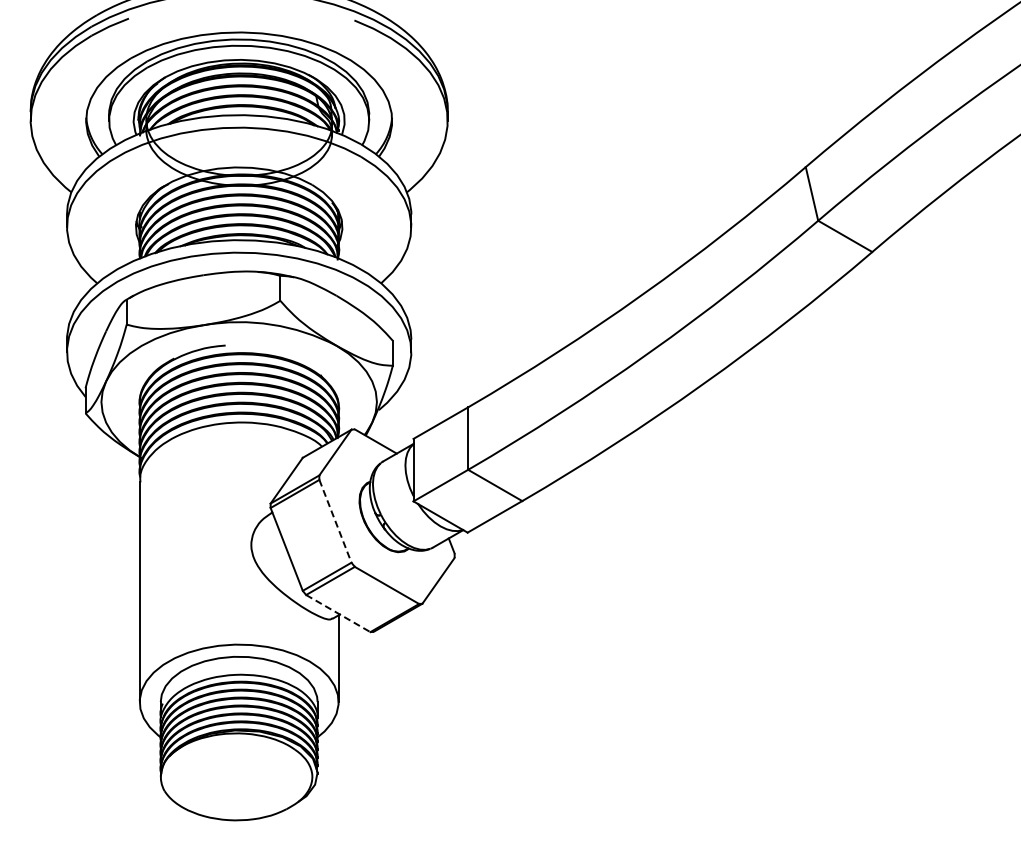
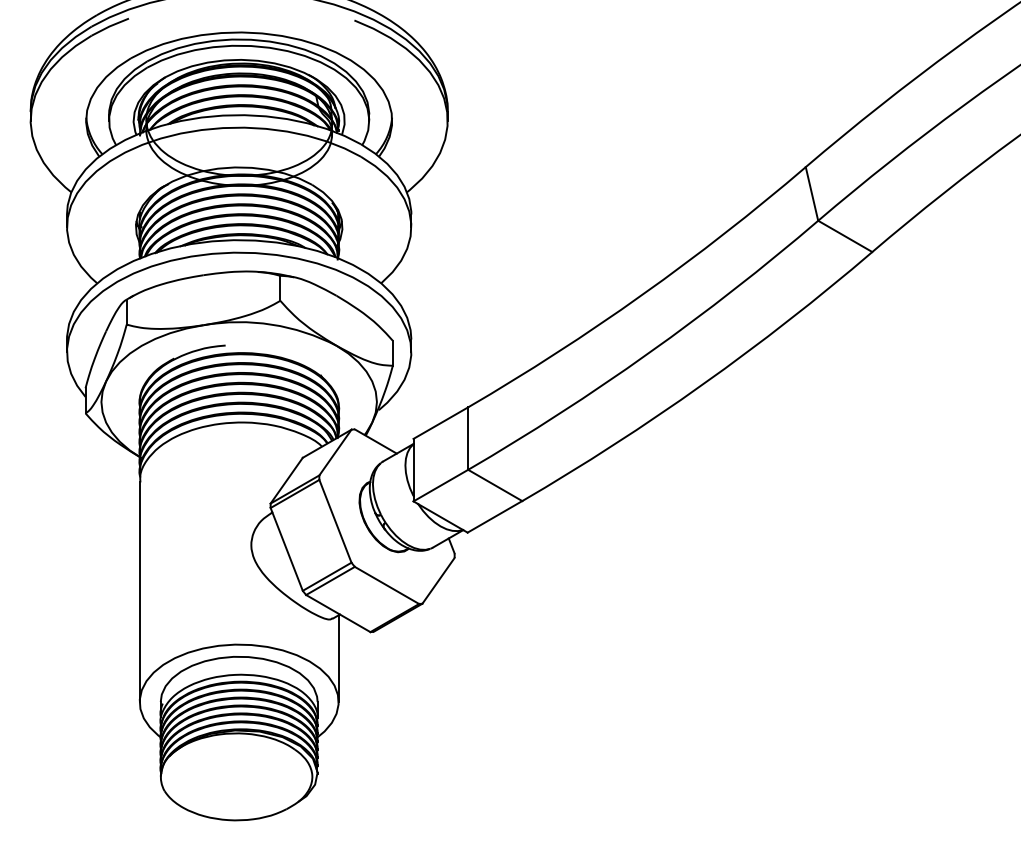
line: dashed -> solid (335, 521)
line: dashed -> solid (338, 613)
